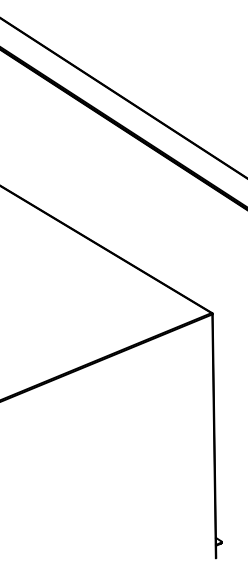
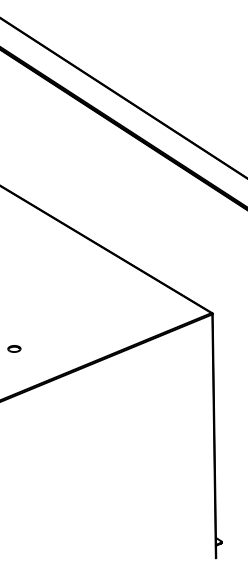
part: none -> present (14, 348)
